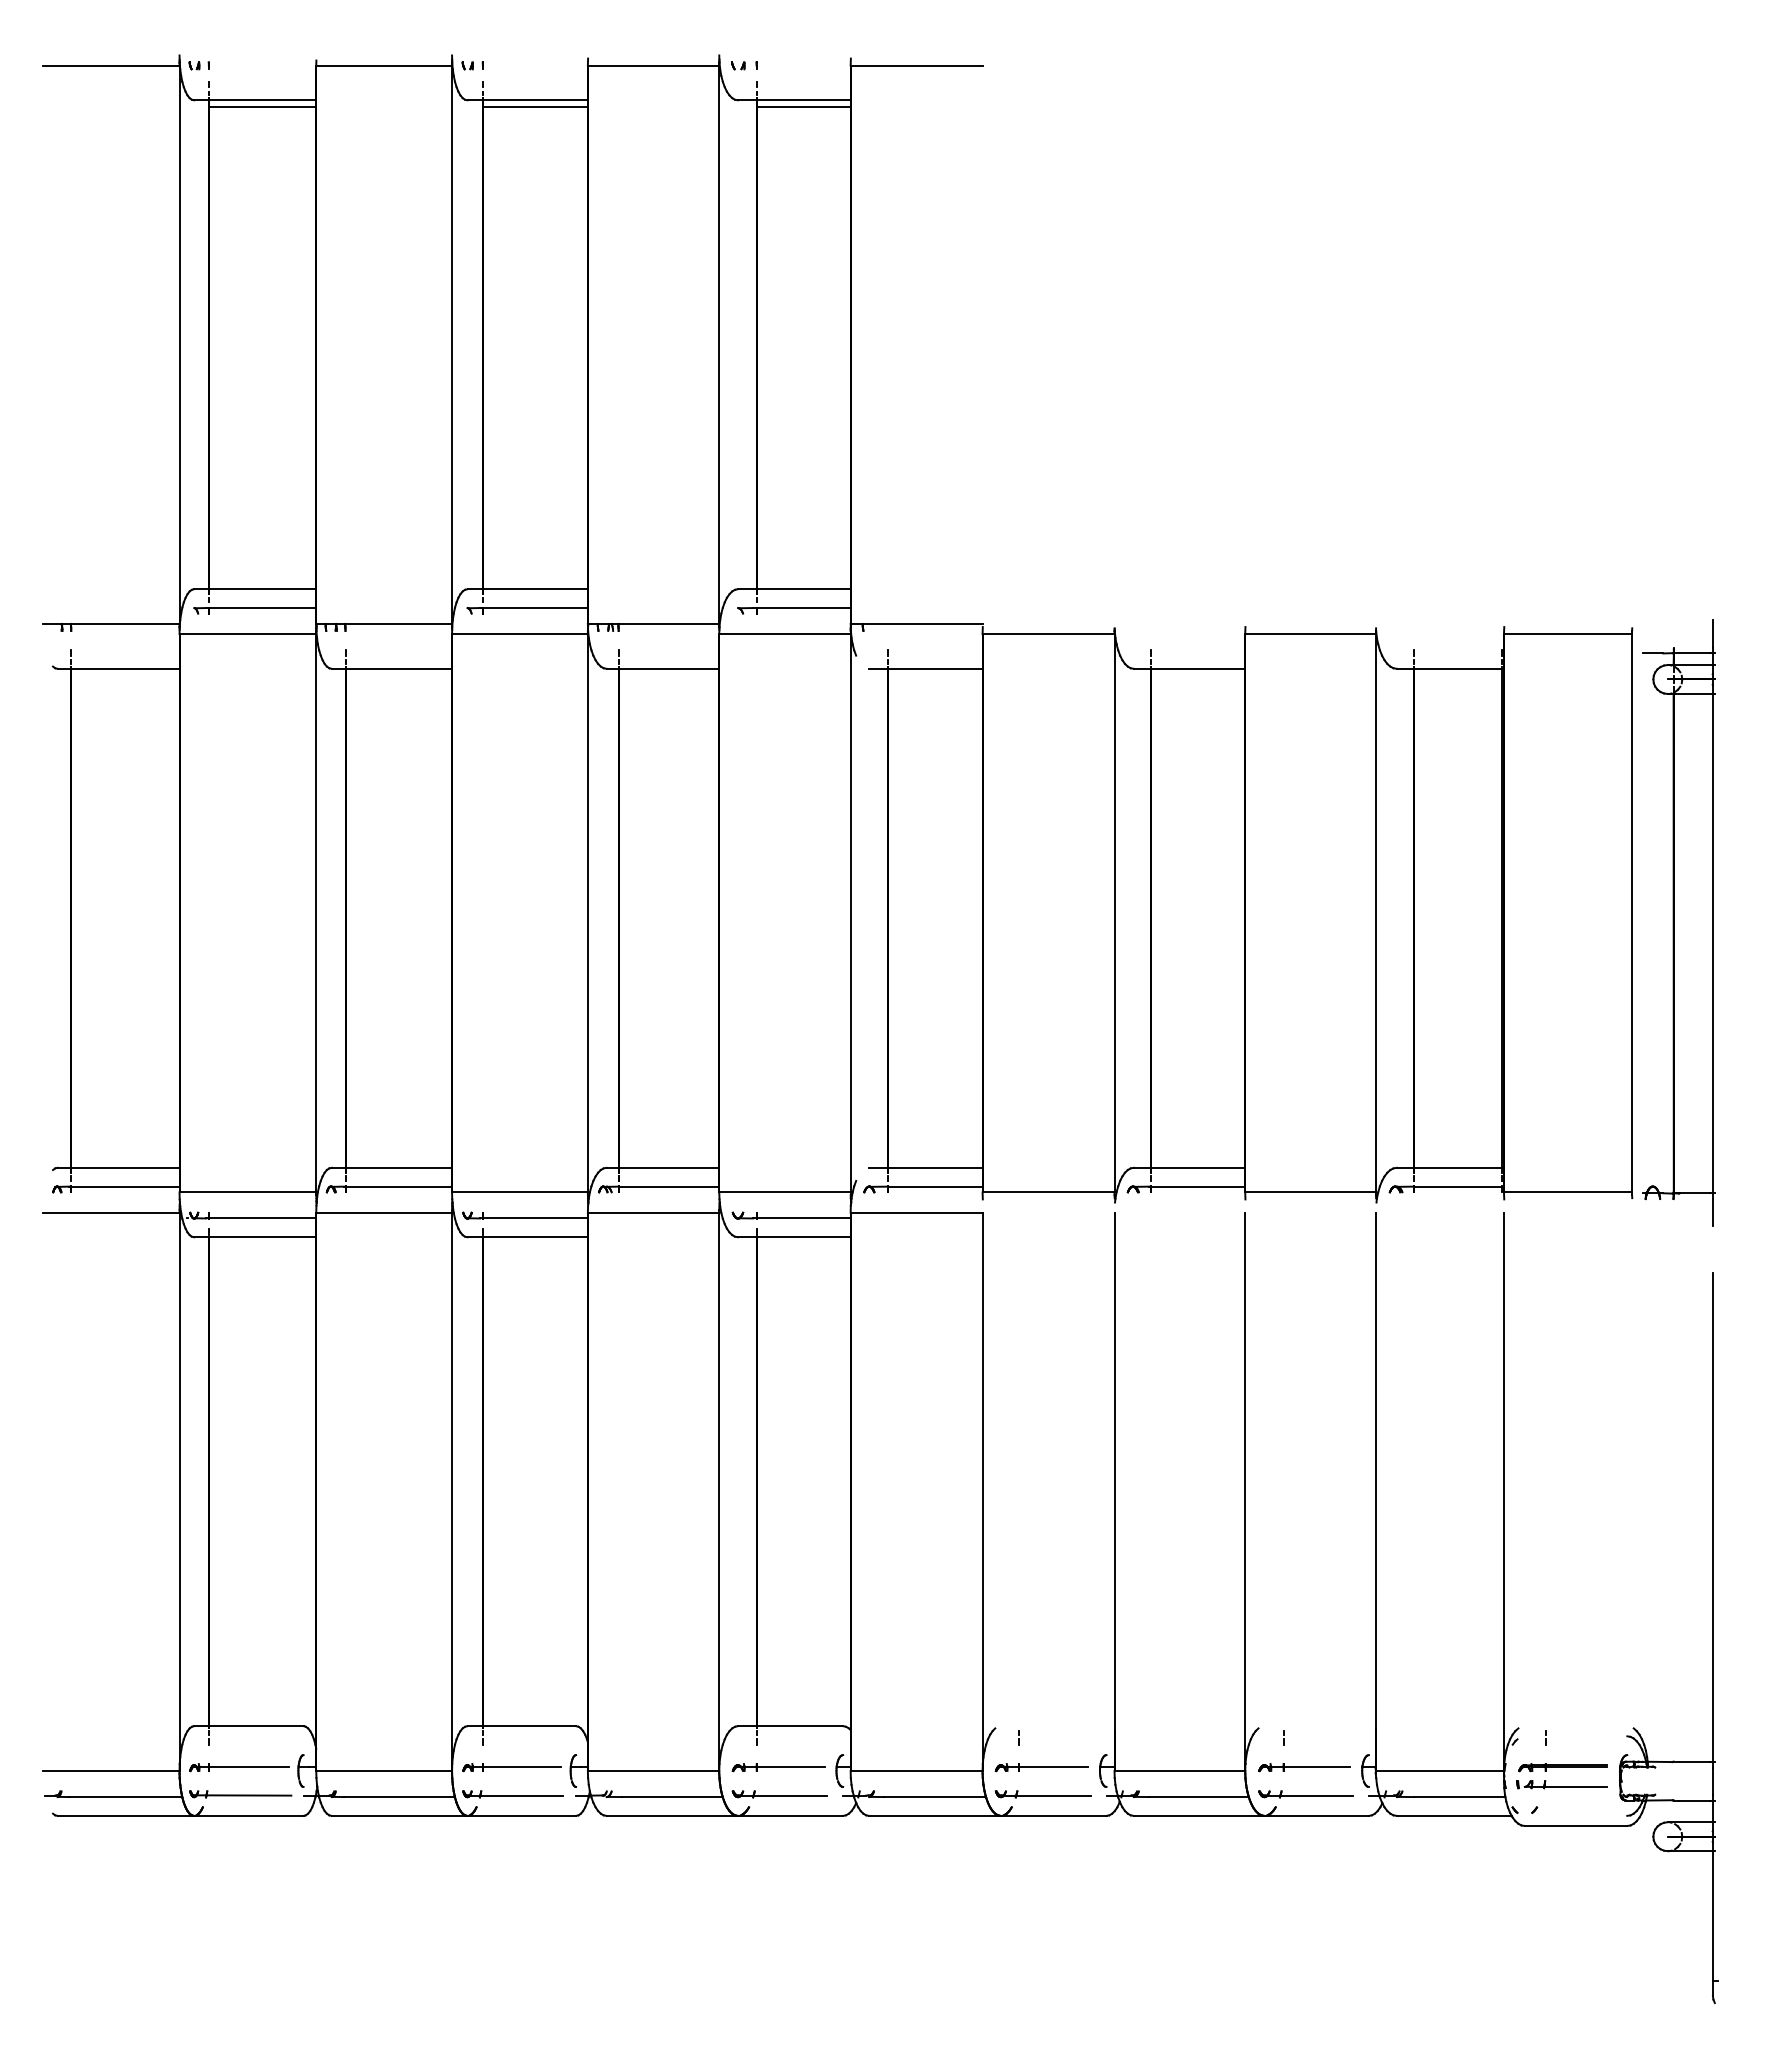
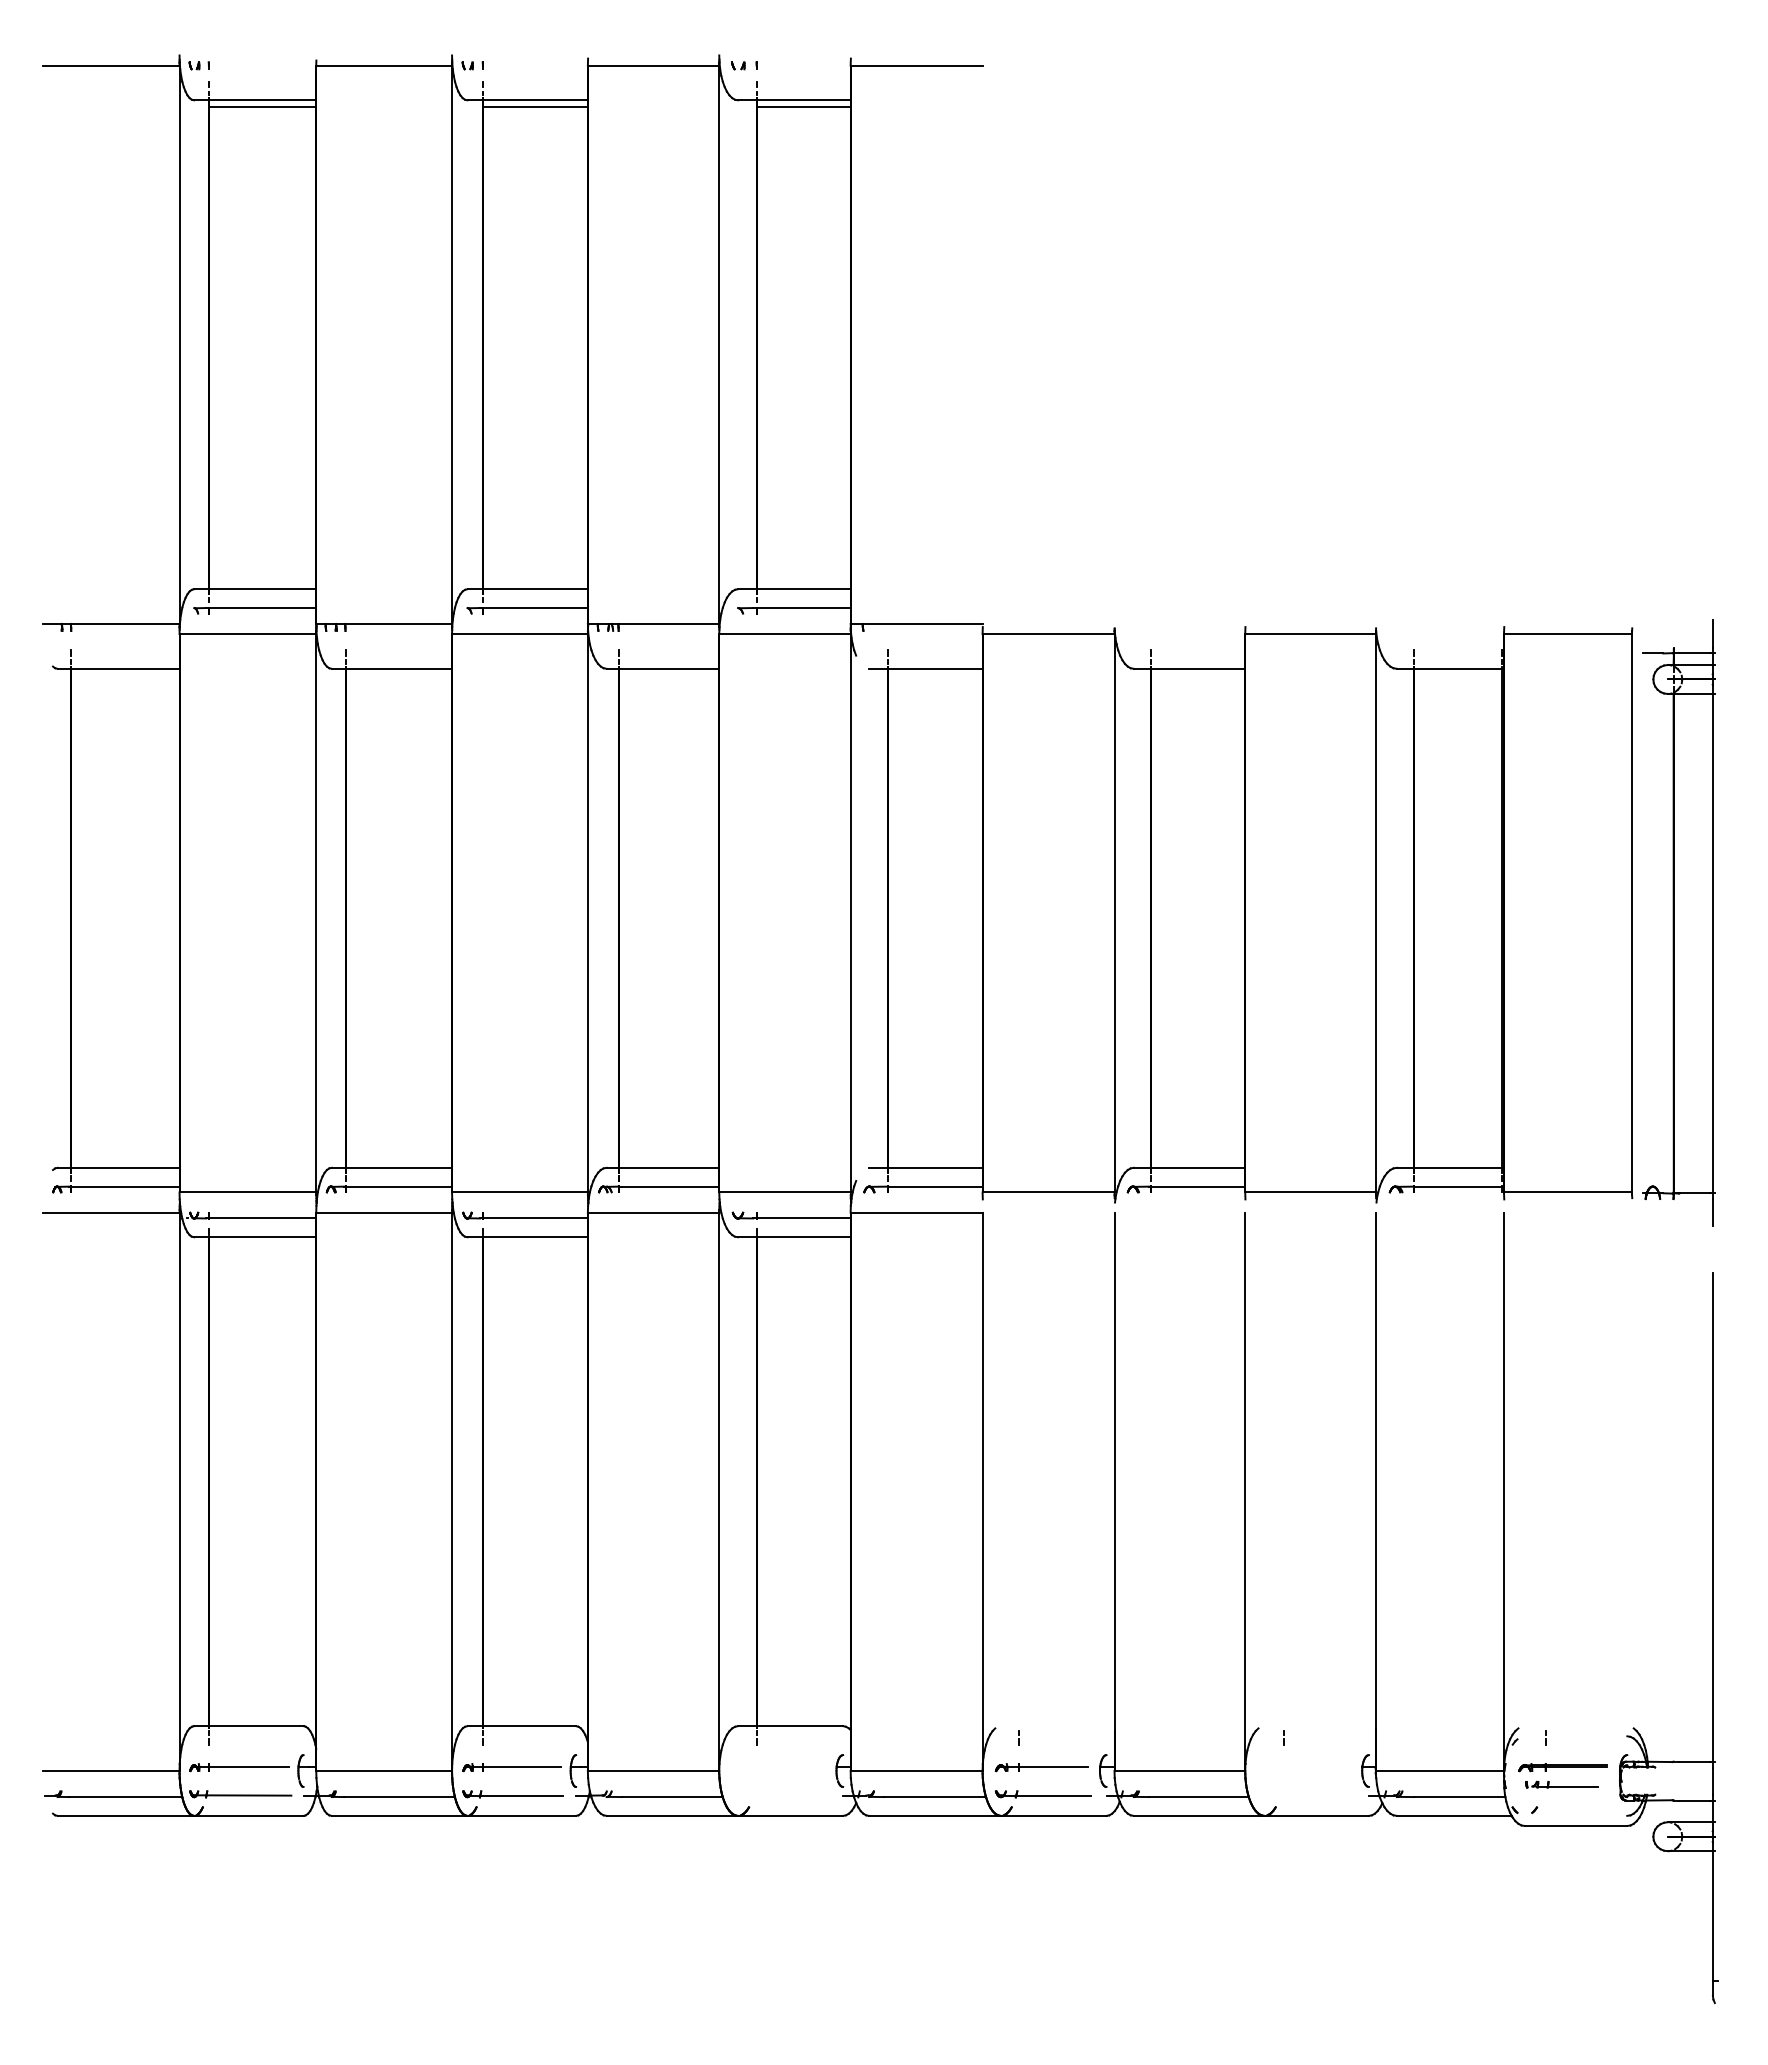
part: present -> none (778, 1767)
part: present -> none (1304, 1767)
part size: 92x10 px -> 74x9 px (1561, 1784)
part: present -> none (779, 1794)
part: present -> none (1305, 1794)
